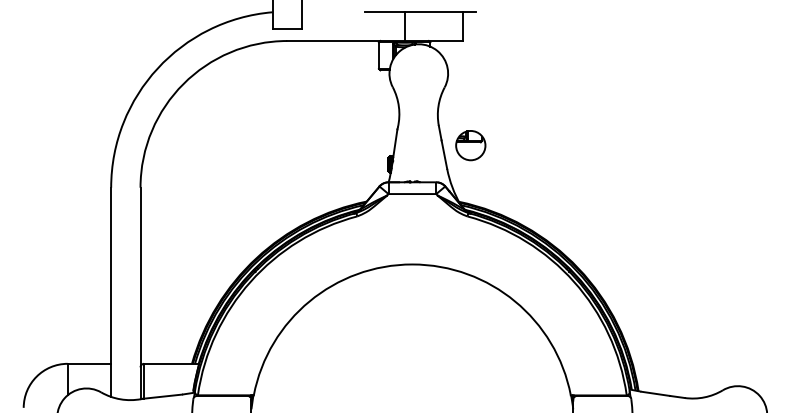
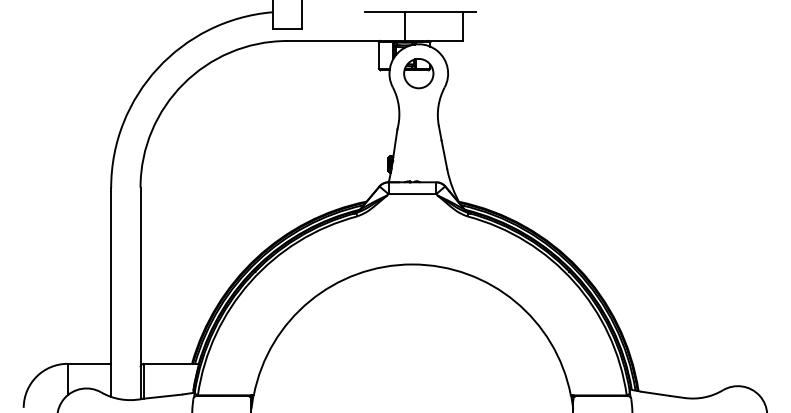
part position: (470, 145) -> (418, 73) (418, 73)
